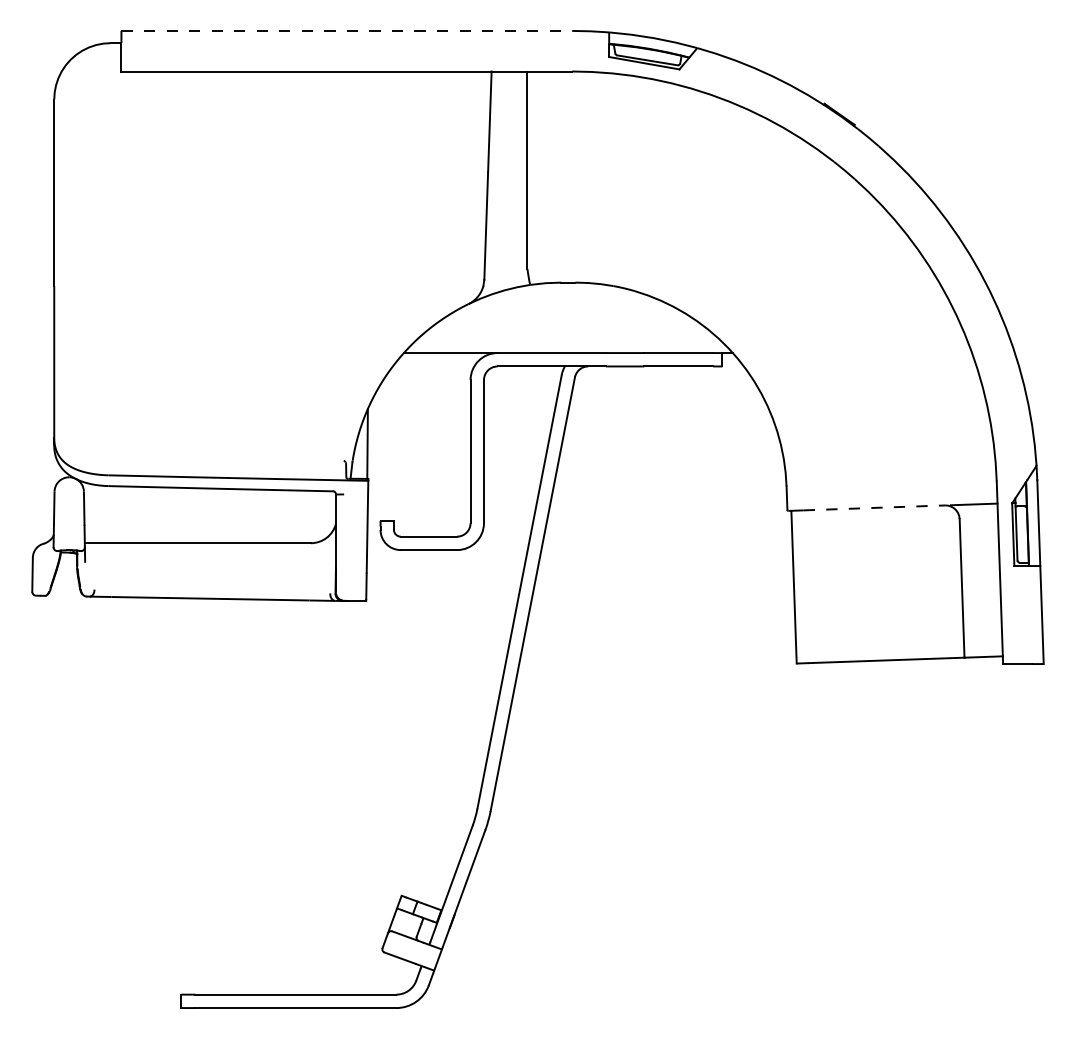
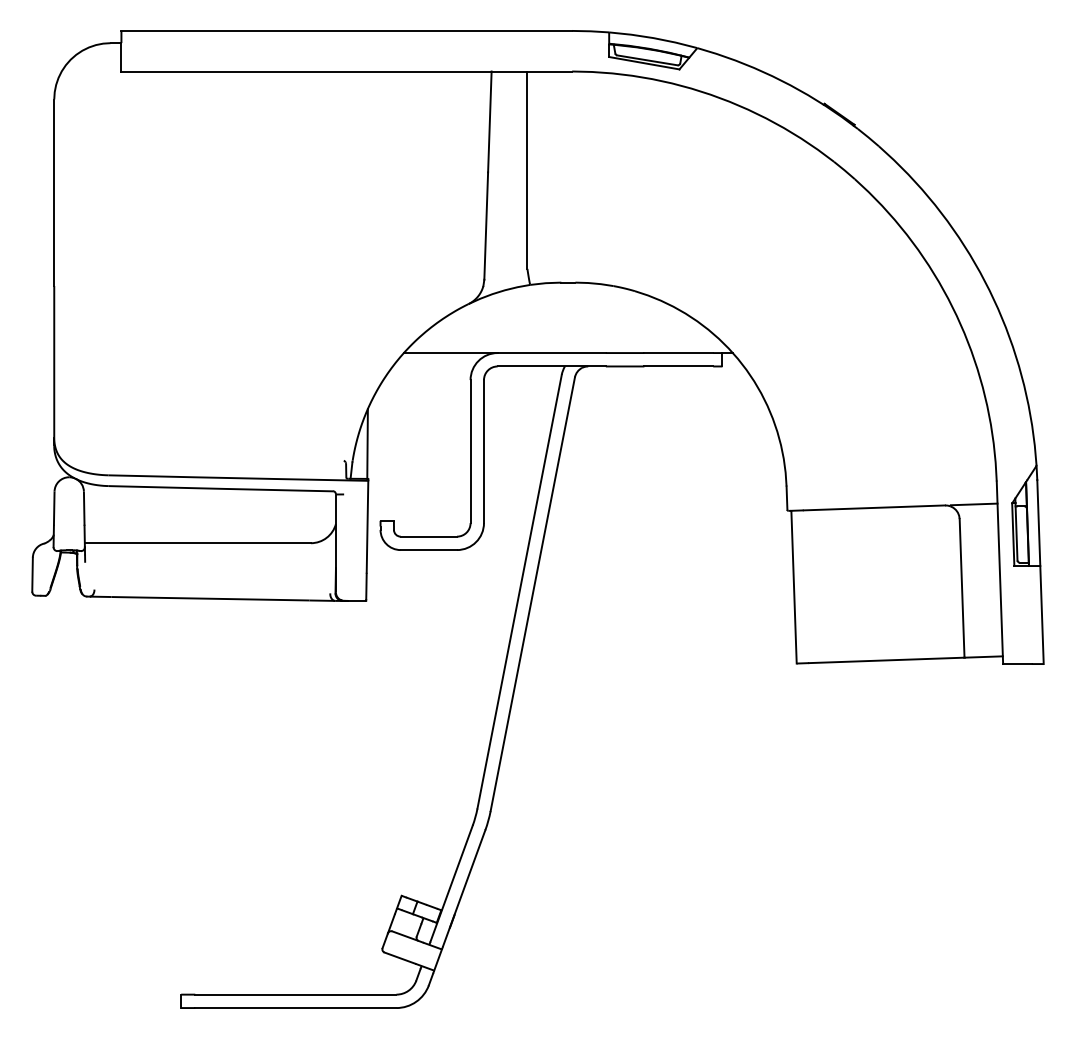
line: dashed -> solid (347, 30)
line: dashed -> solid (874, 507)
